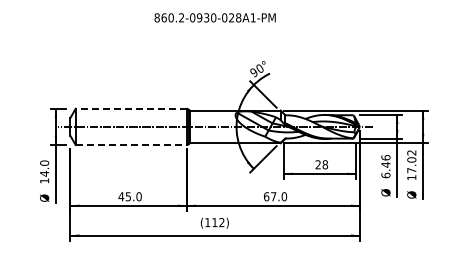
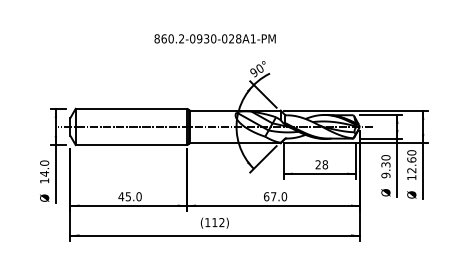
text position: (214, 17) -> (214, 38) (214, 38)
line: dashed -> solid (131, 108)
line: dashed -> solid (131, 145)
text: 17.02 -> 12.60 (411, 161)
text: 6.46 -> 9.30 (385, 166)
